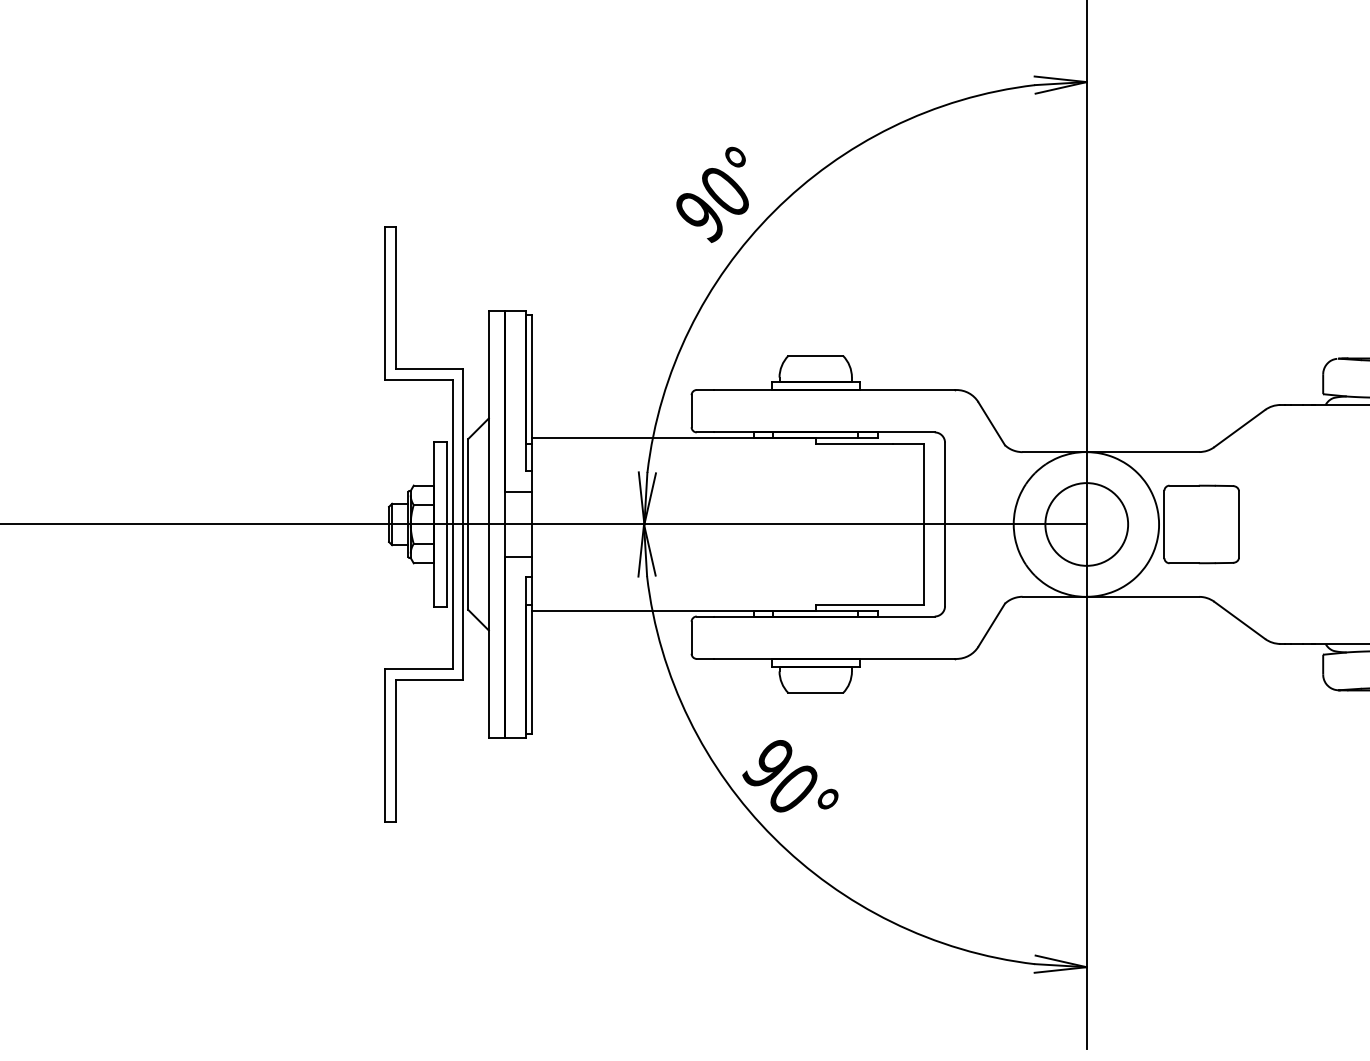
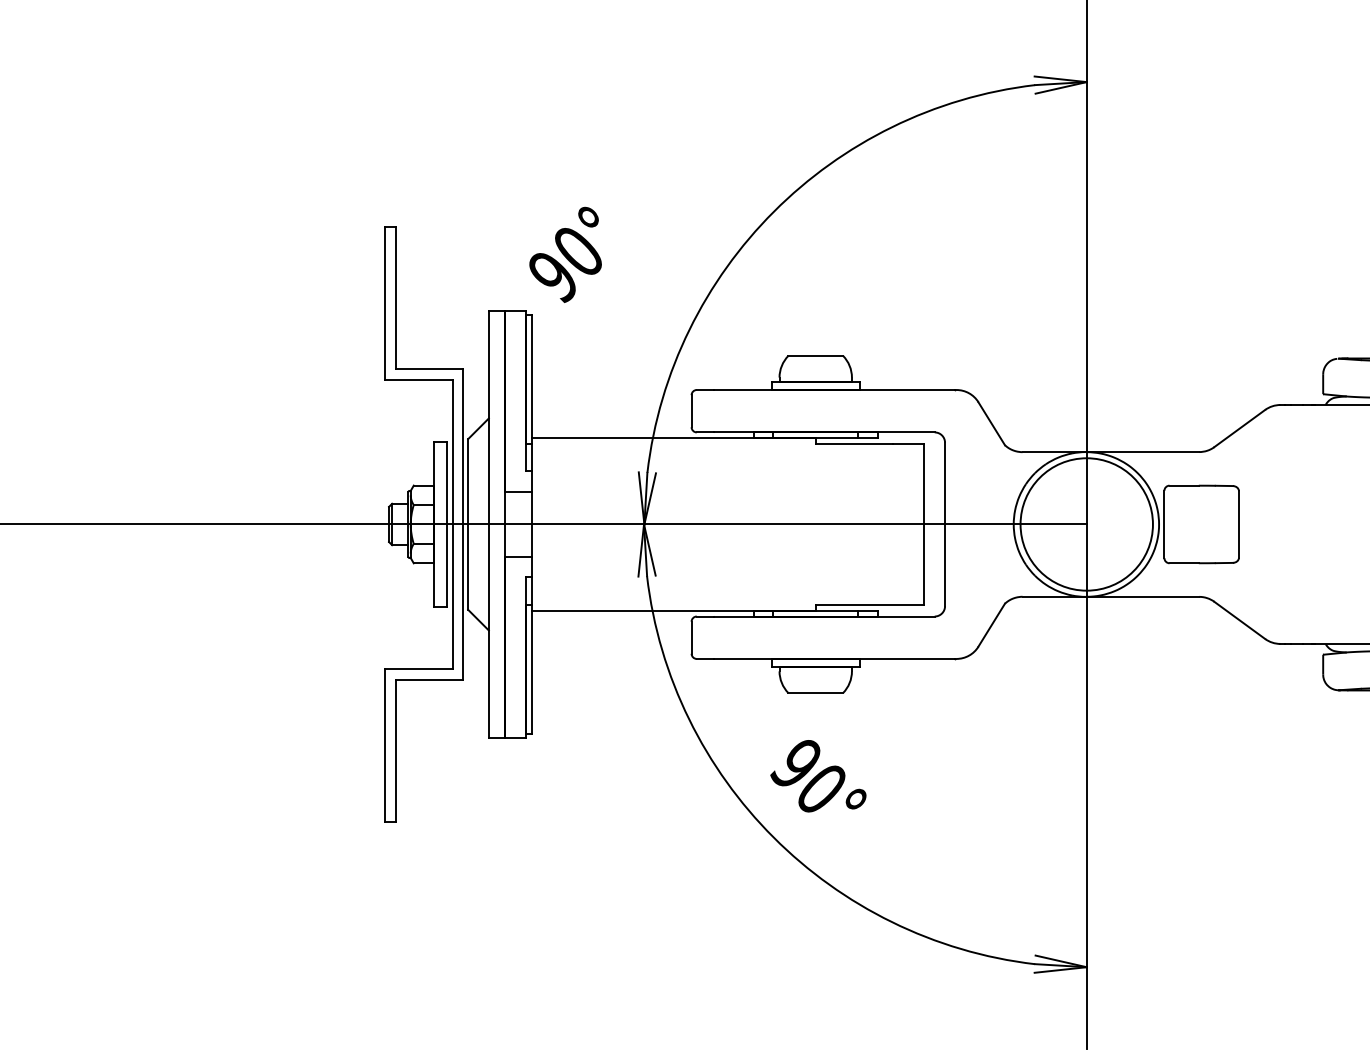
text position: (712, 194) -> (565, 254) (565, 254)
circle diameter: 83 px -> 132 px (1086, 524)
text position: (790, 776) -> (818, 776) (818, 776)
